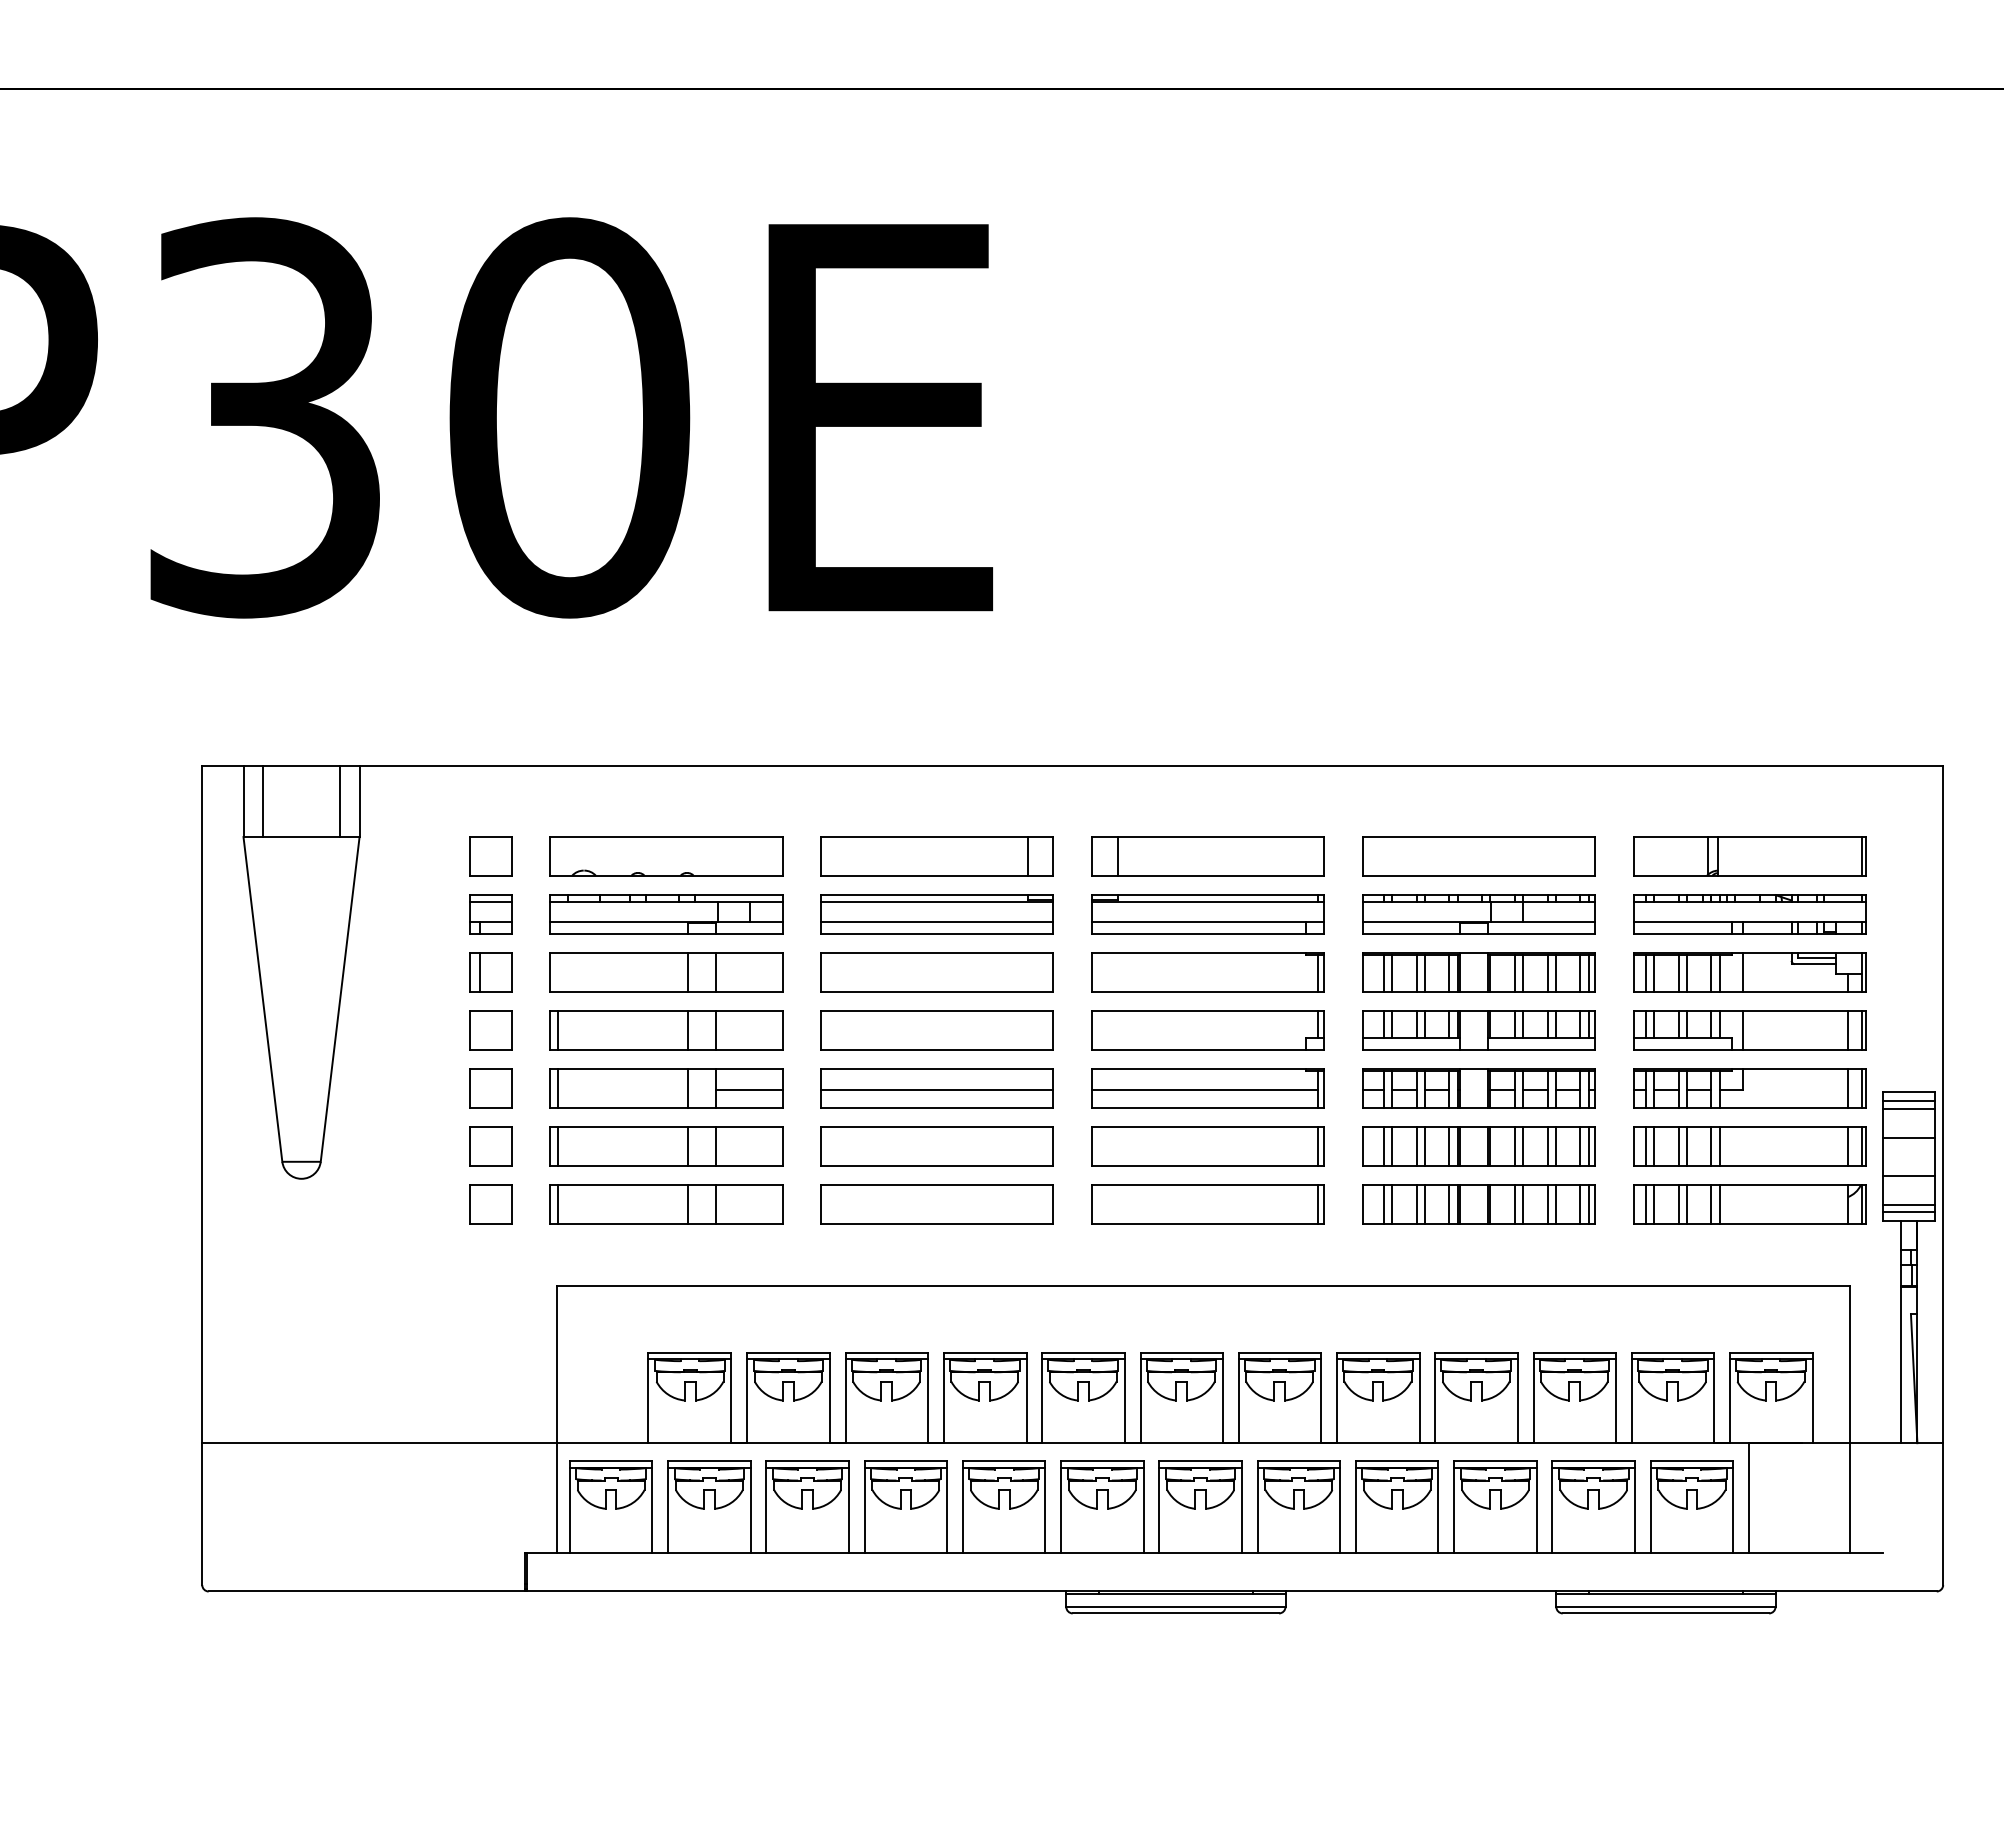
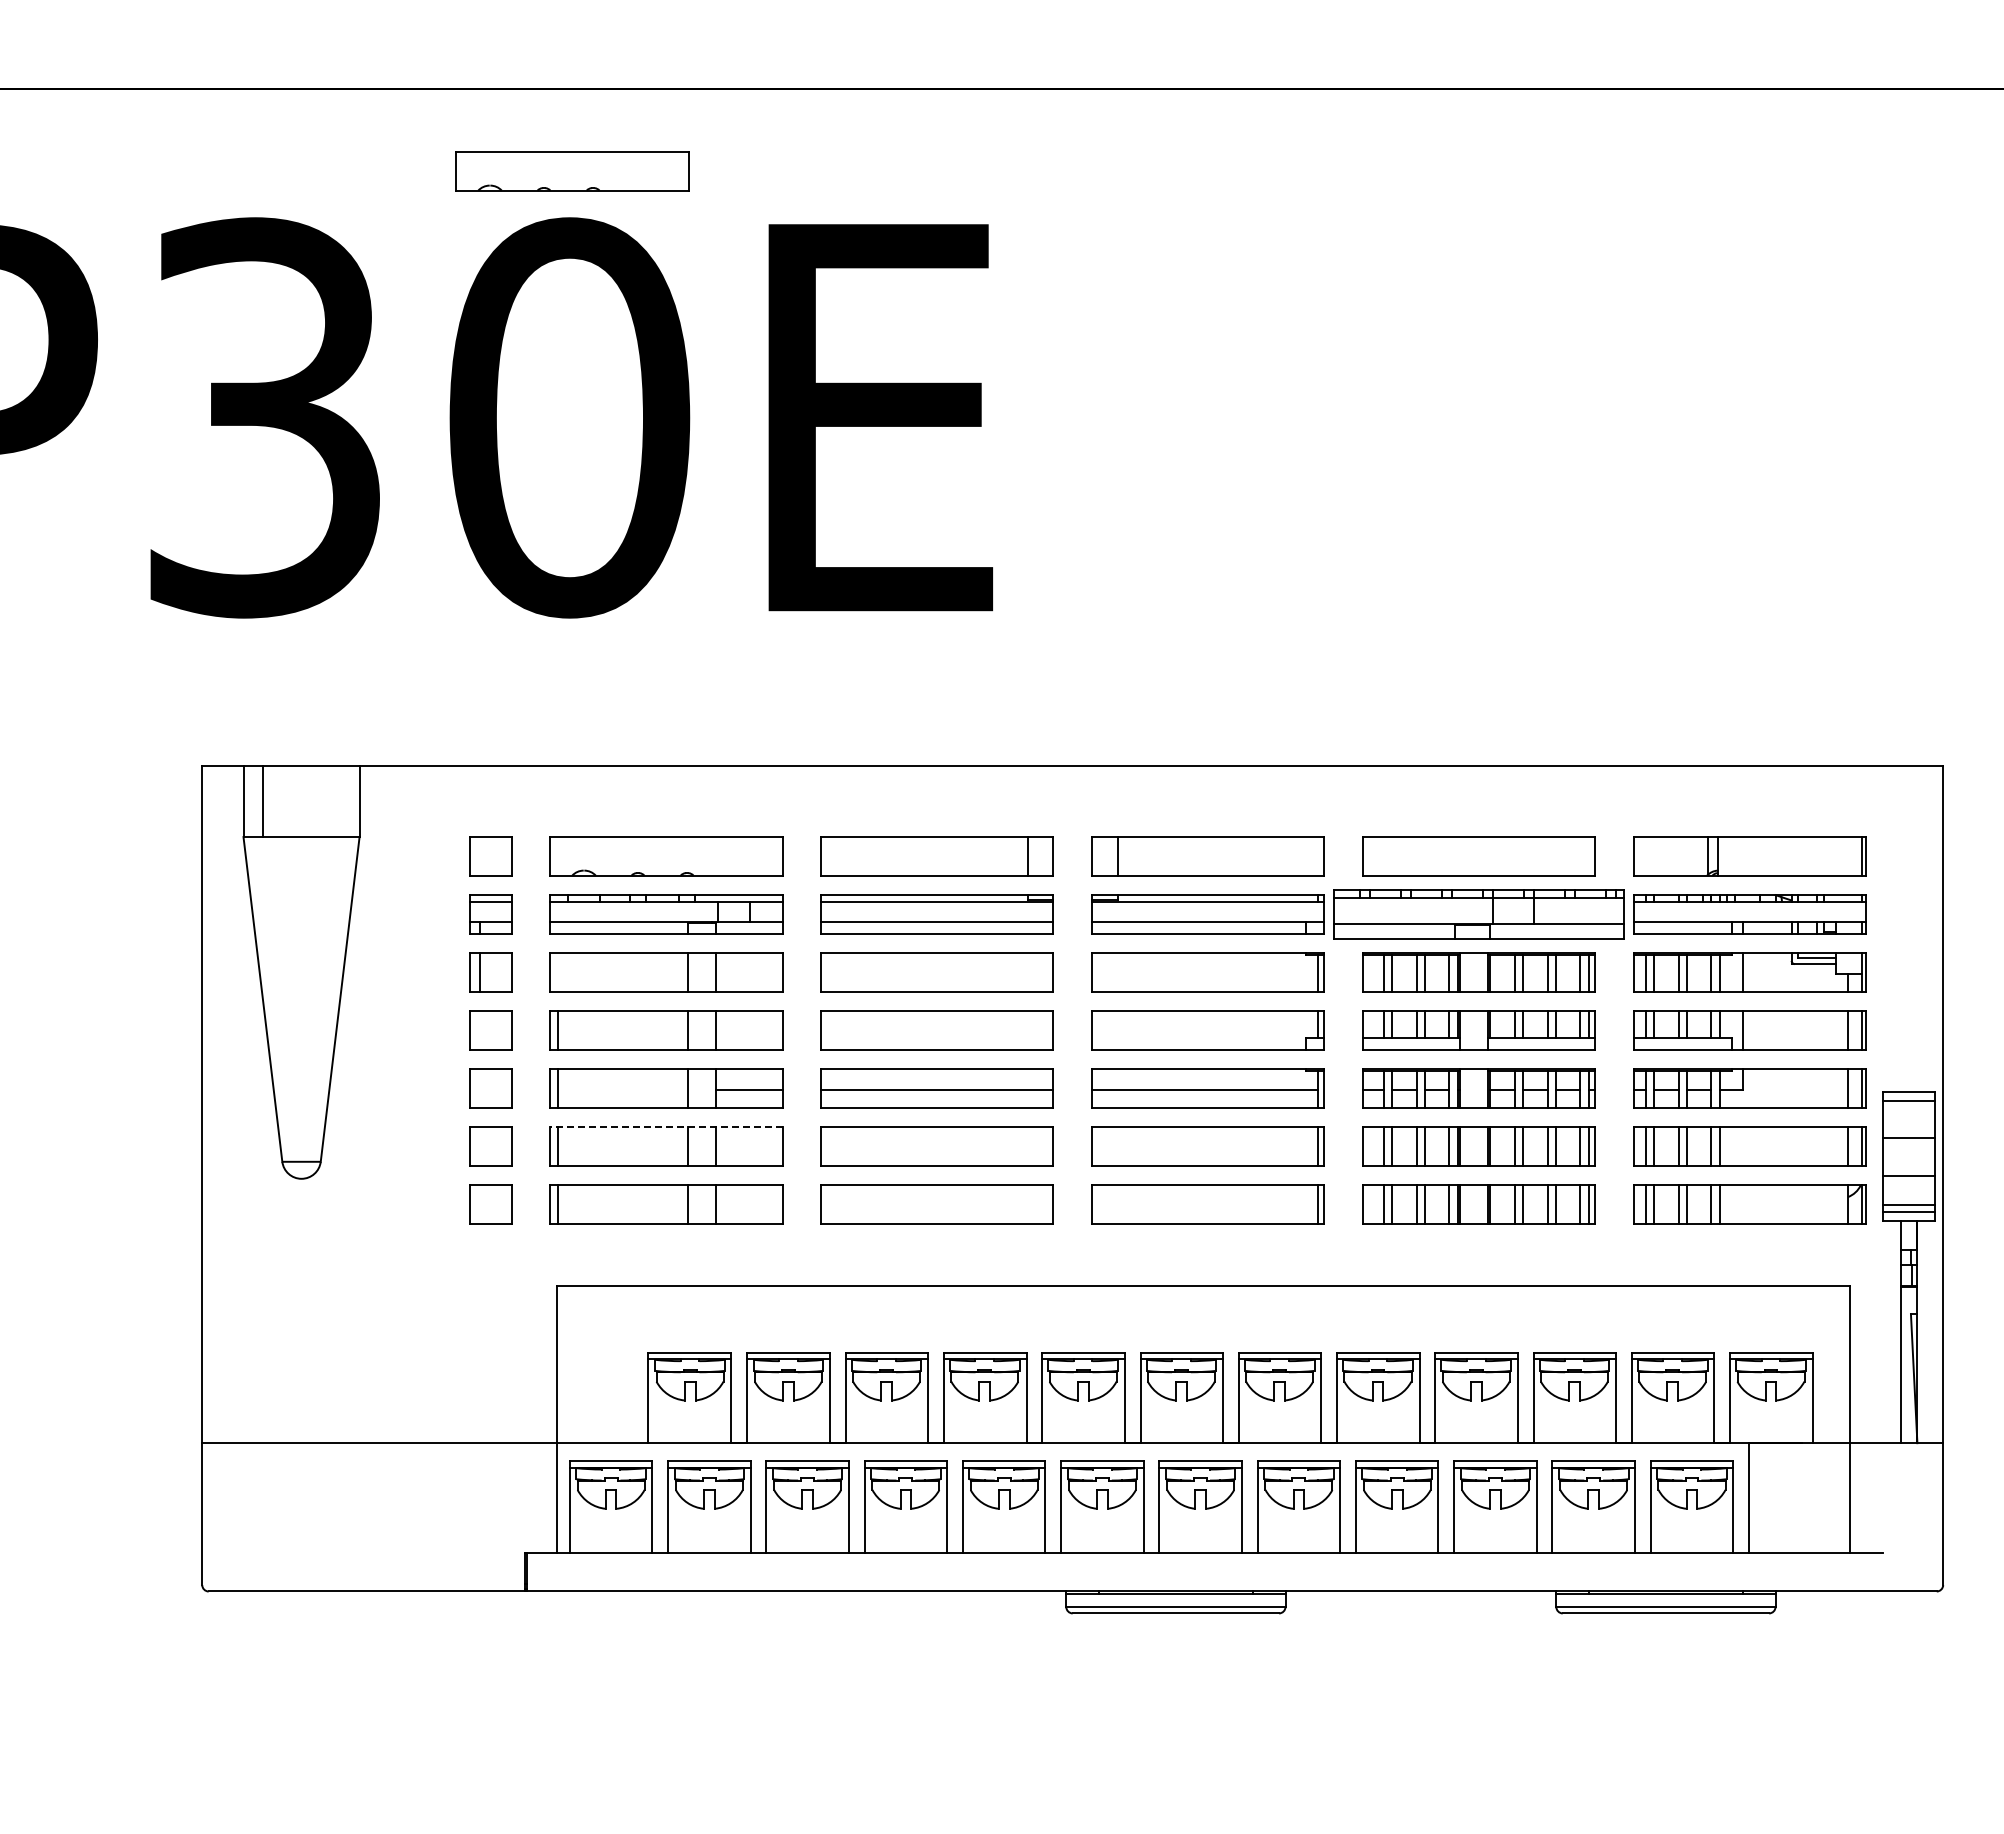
part: none -> present (572, 171)
line: present -> none (340, 801)
part size: 234x41 px -> 292x51 px (1478, 914)
line: present -> none (1908, 1108)
line: solid -> dashed (666, 1127)
